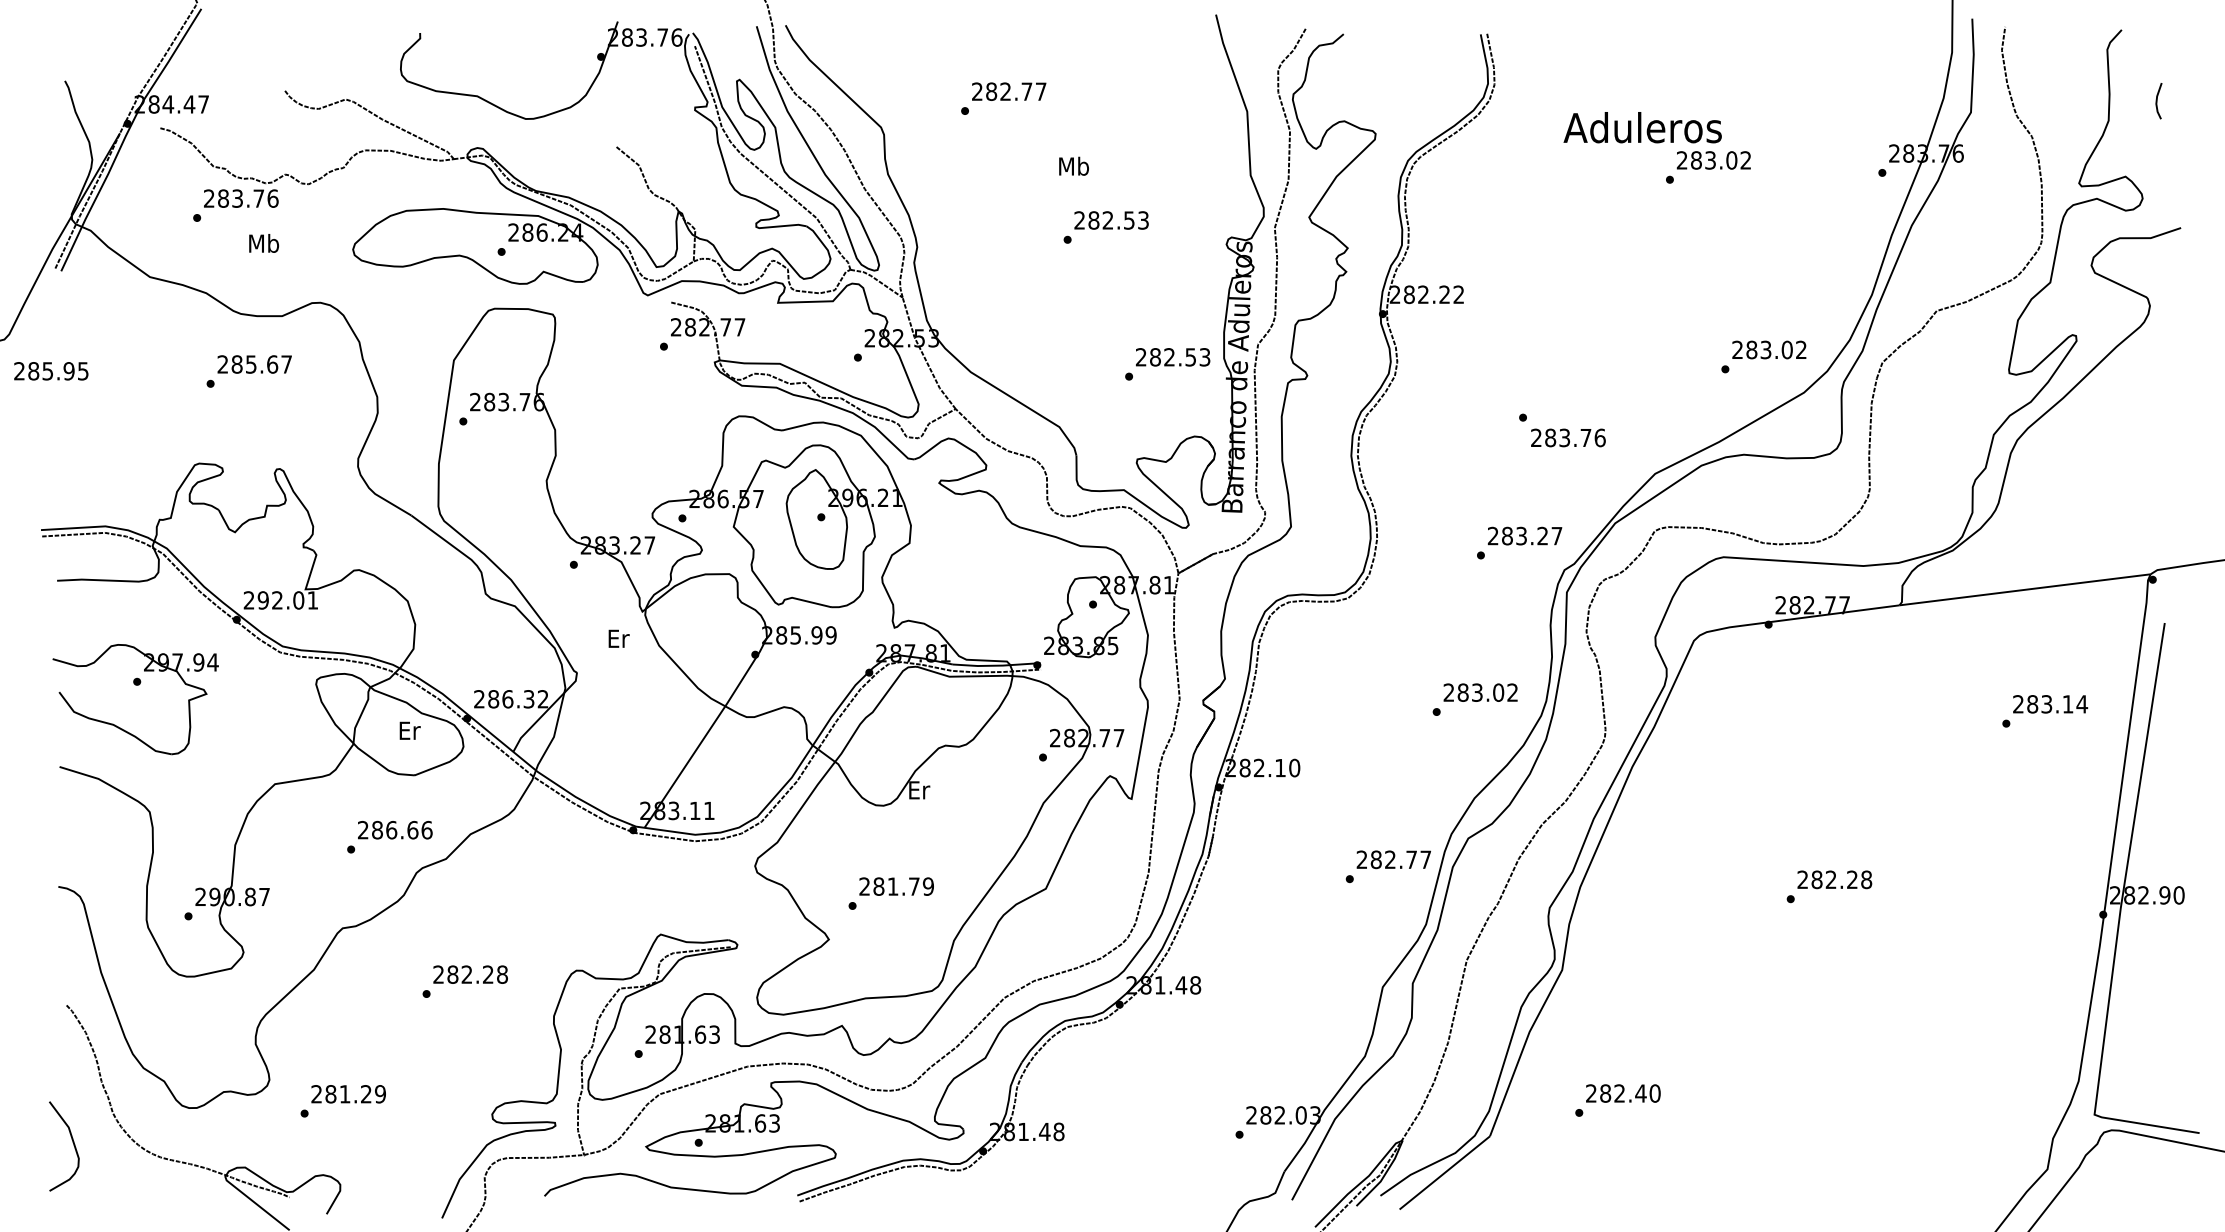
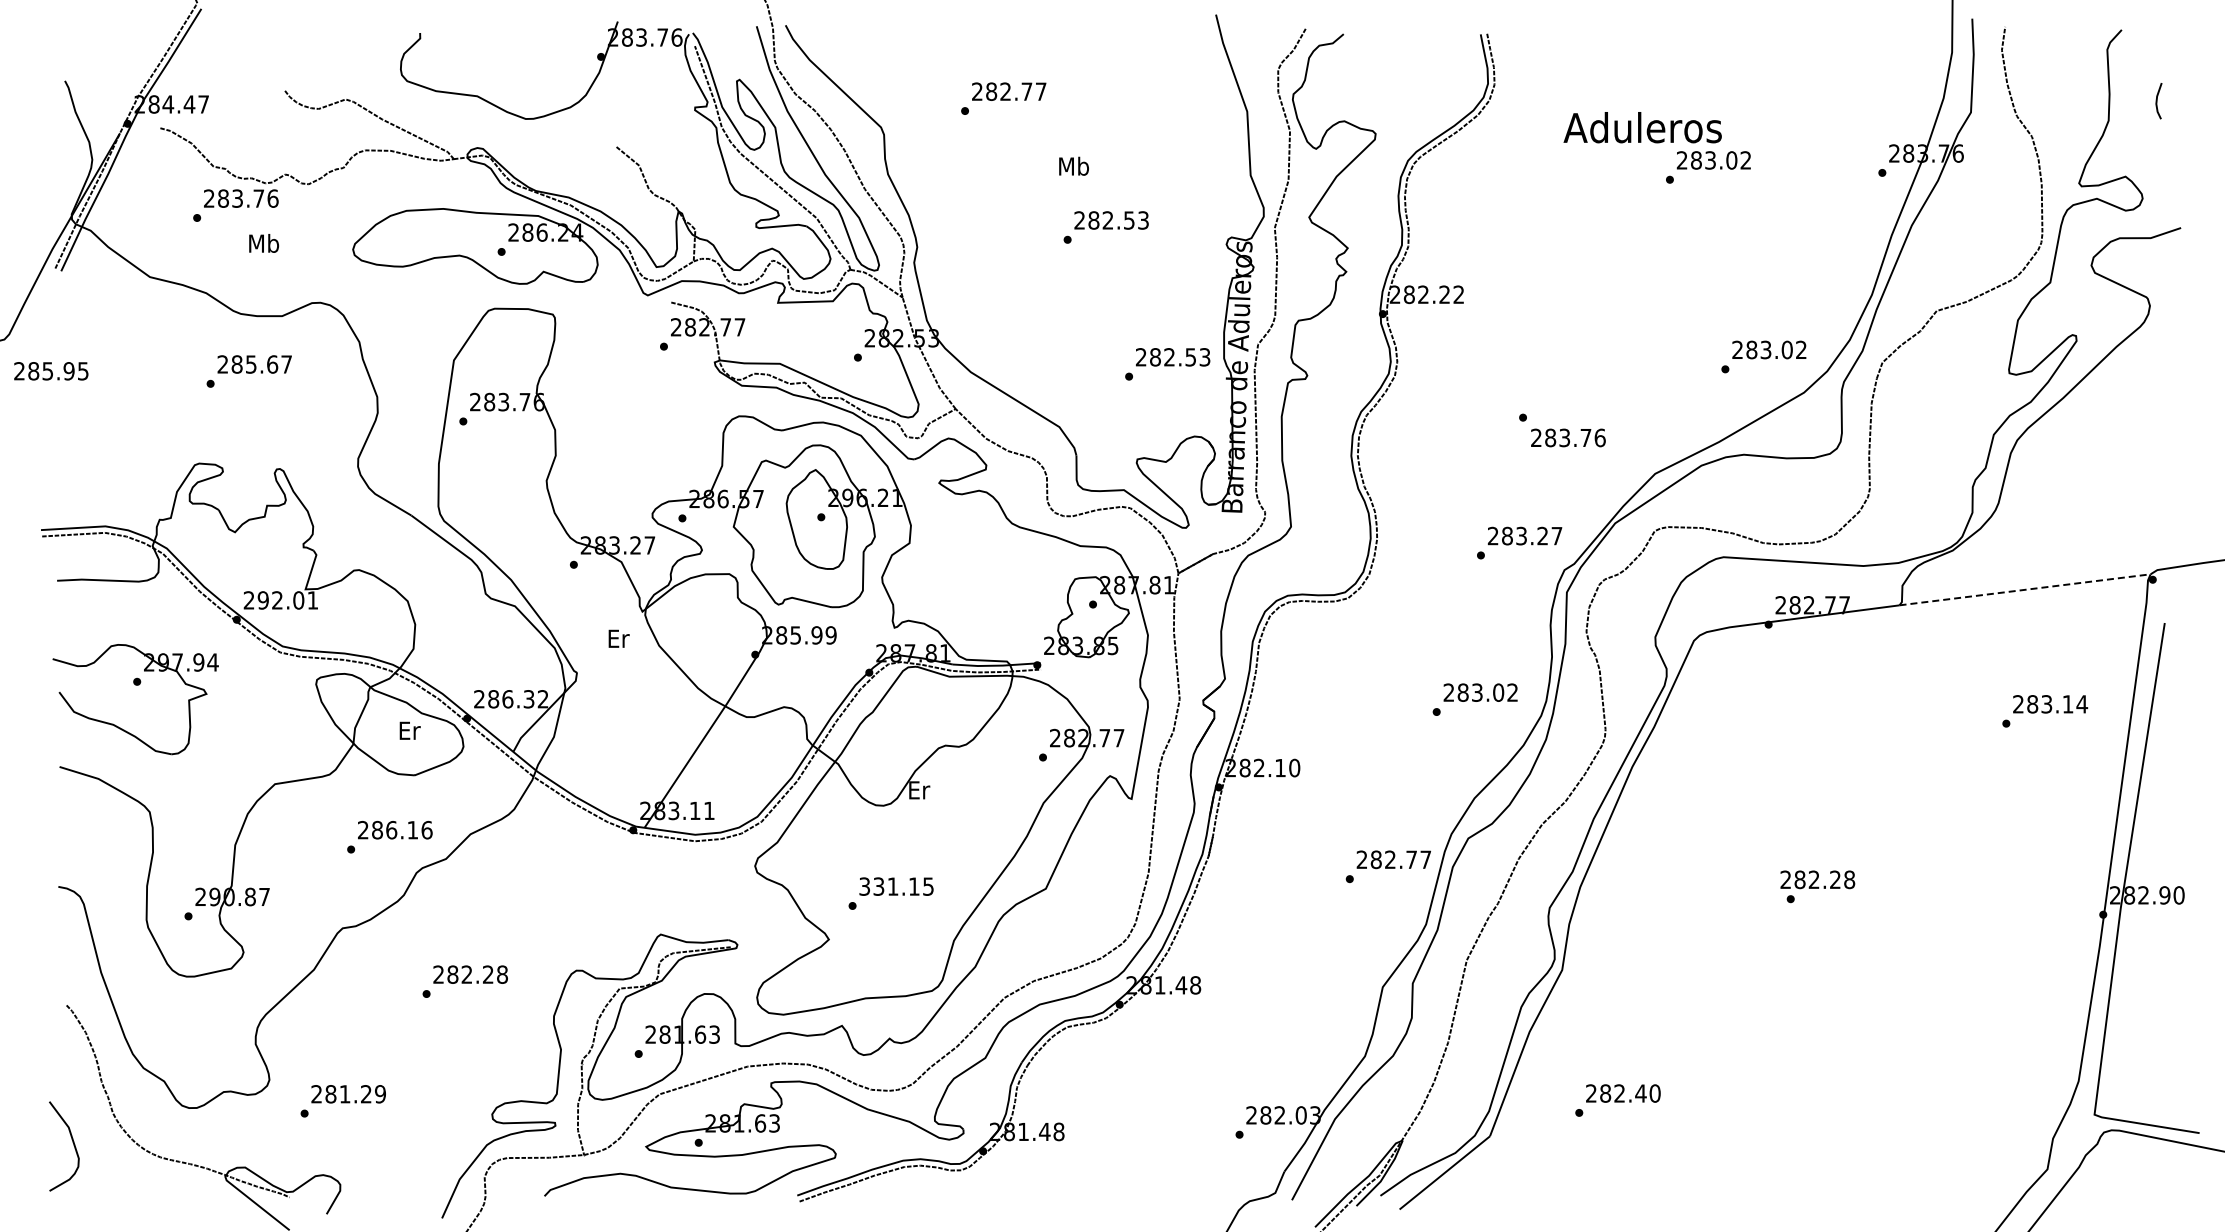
line: solid -> dashed (2025, 589)
text: 286.66 -> 286.16 (412, 829)
text position: (1834, 879) -> (1817, 879) (1817, 879)
text: 281.79 -> 331.15 (896, 886)
